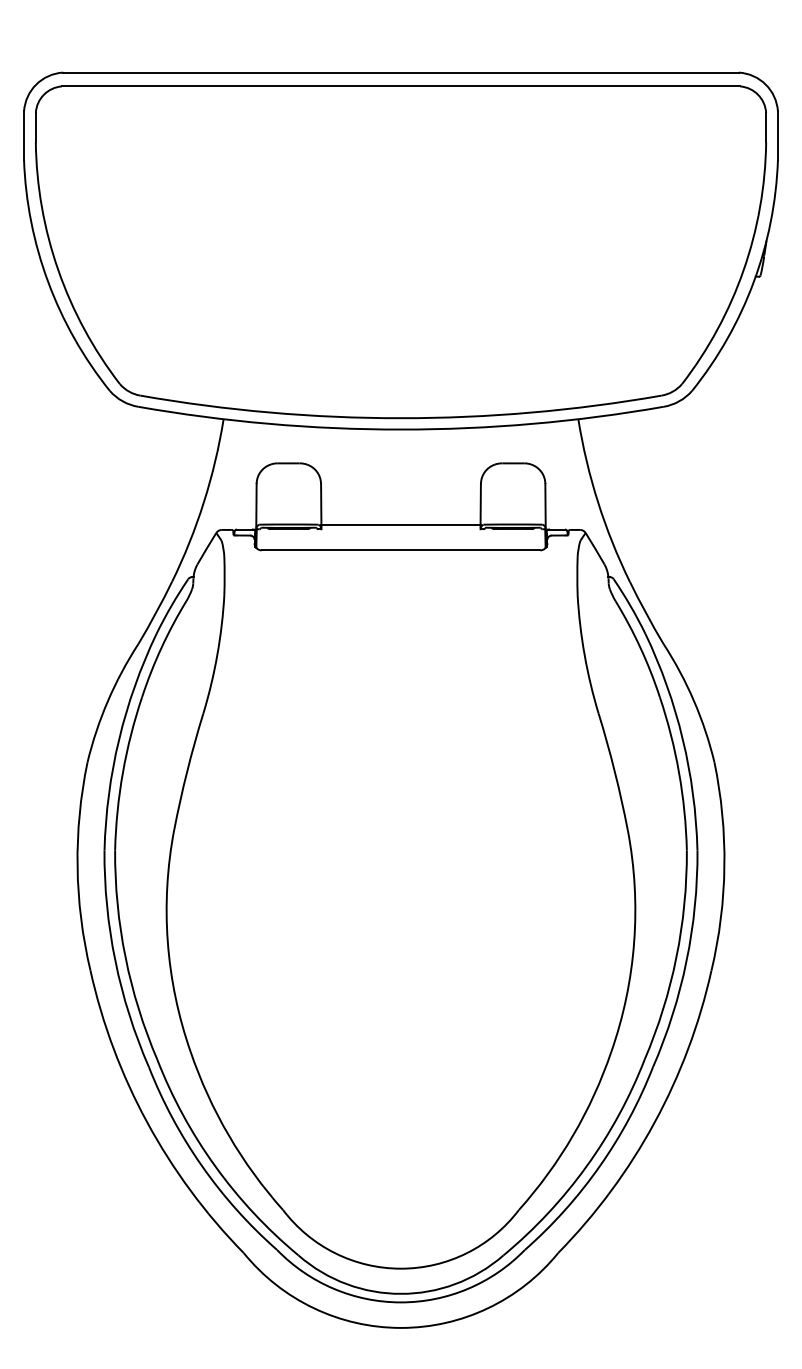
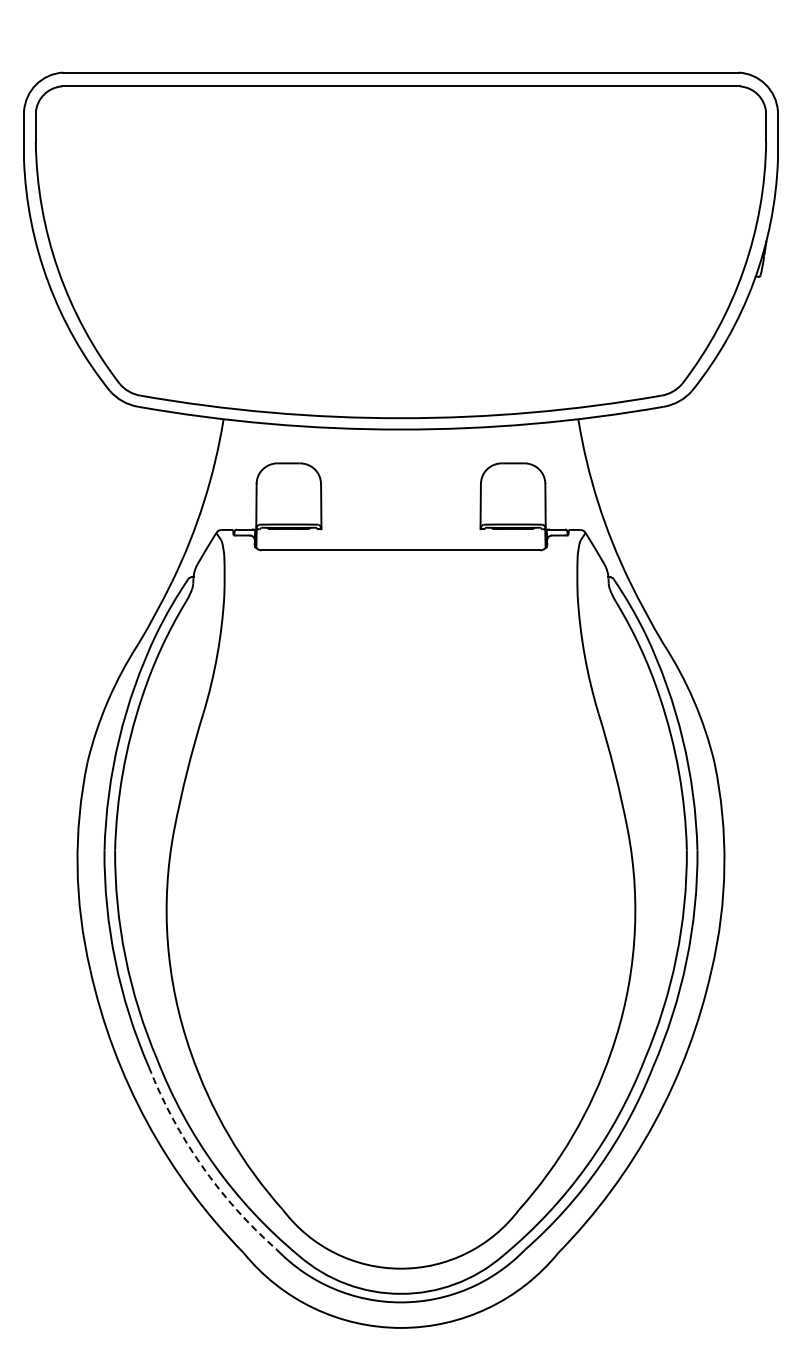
line: present -> none (400, 525)
arc: solid -> dashed (202, 1166)
